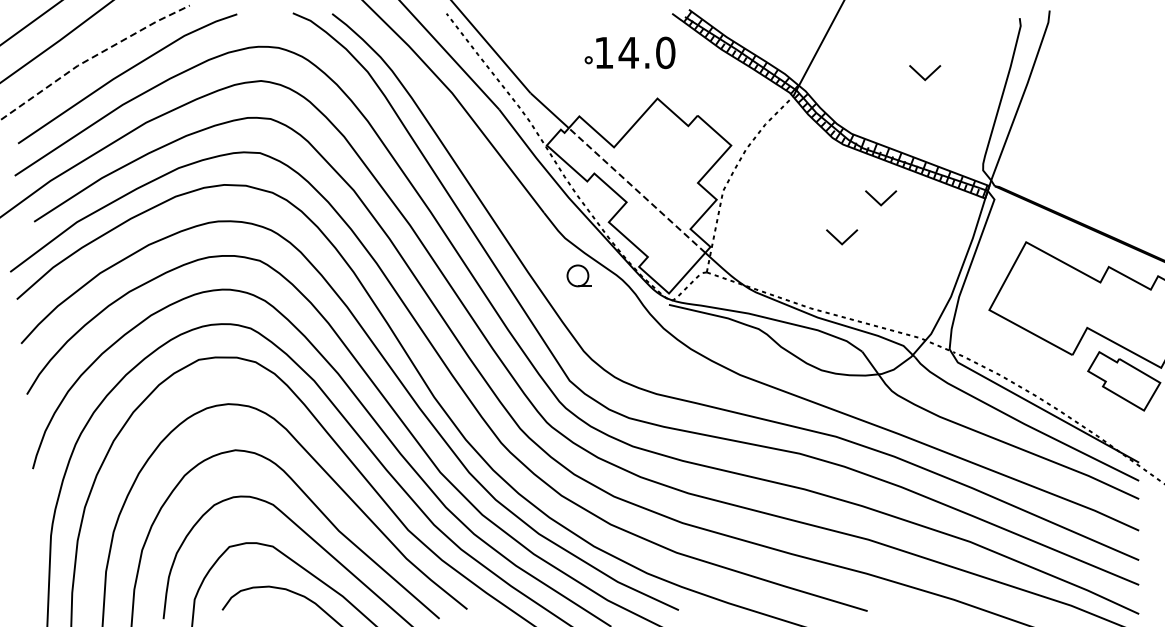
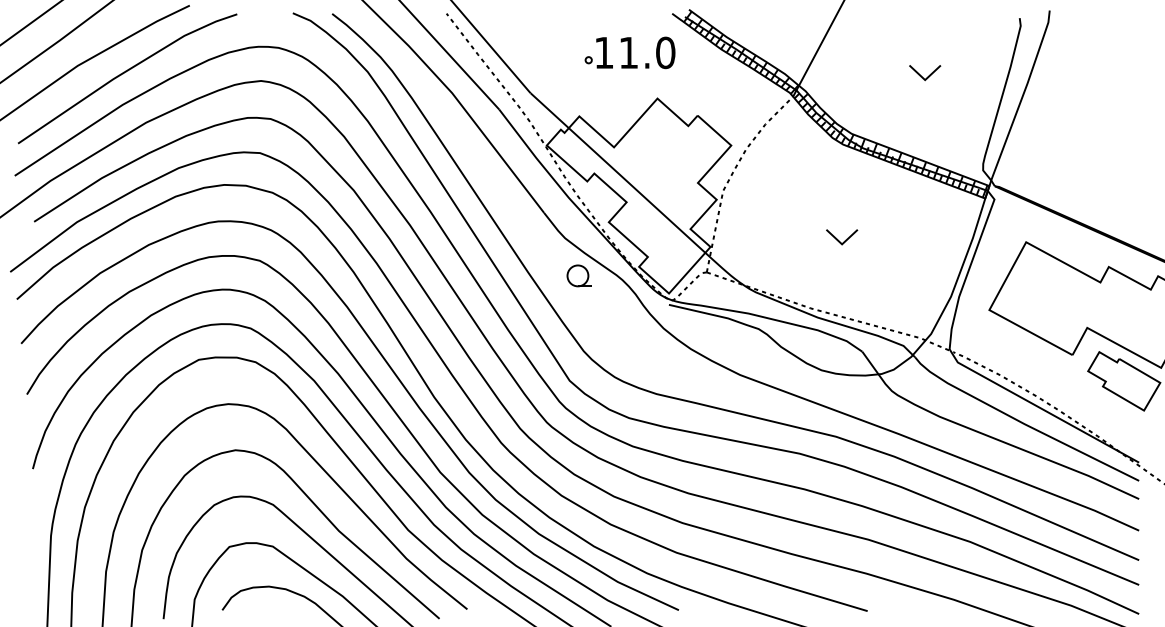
text: 14.0 -> 11.0 (628, 52)
line: dashed -> solid (92, 57)
line: dashed -> solid (636, 190)
part: present -> none (881, 198)
